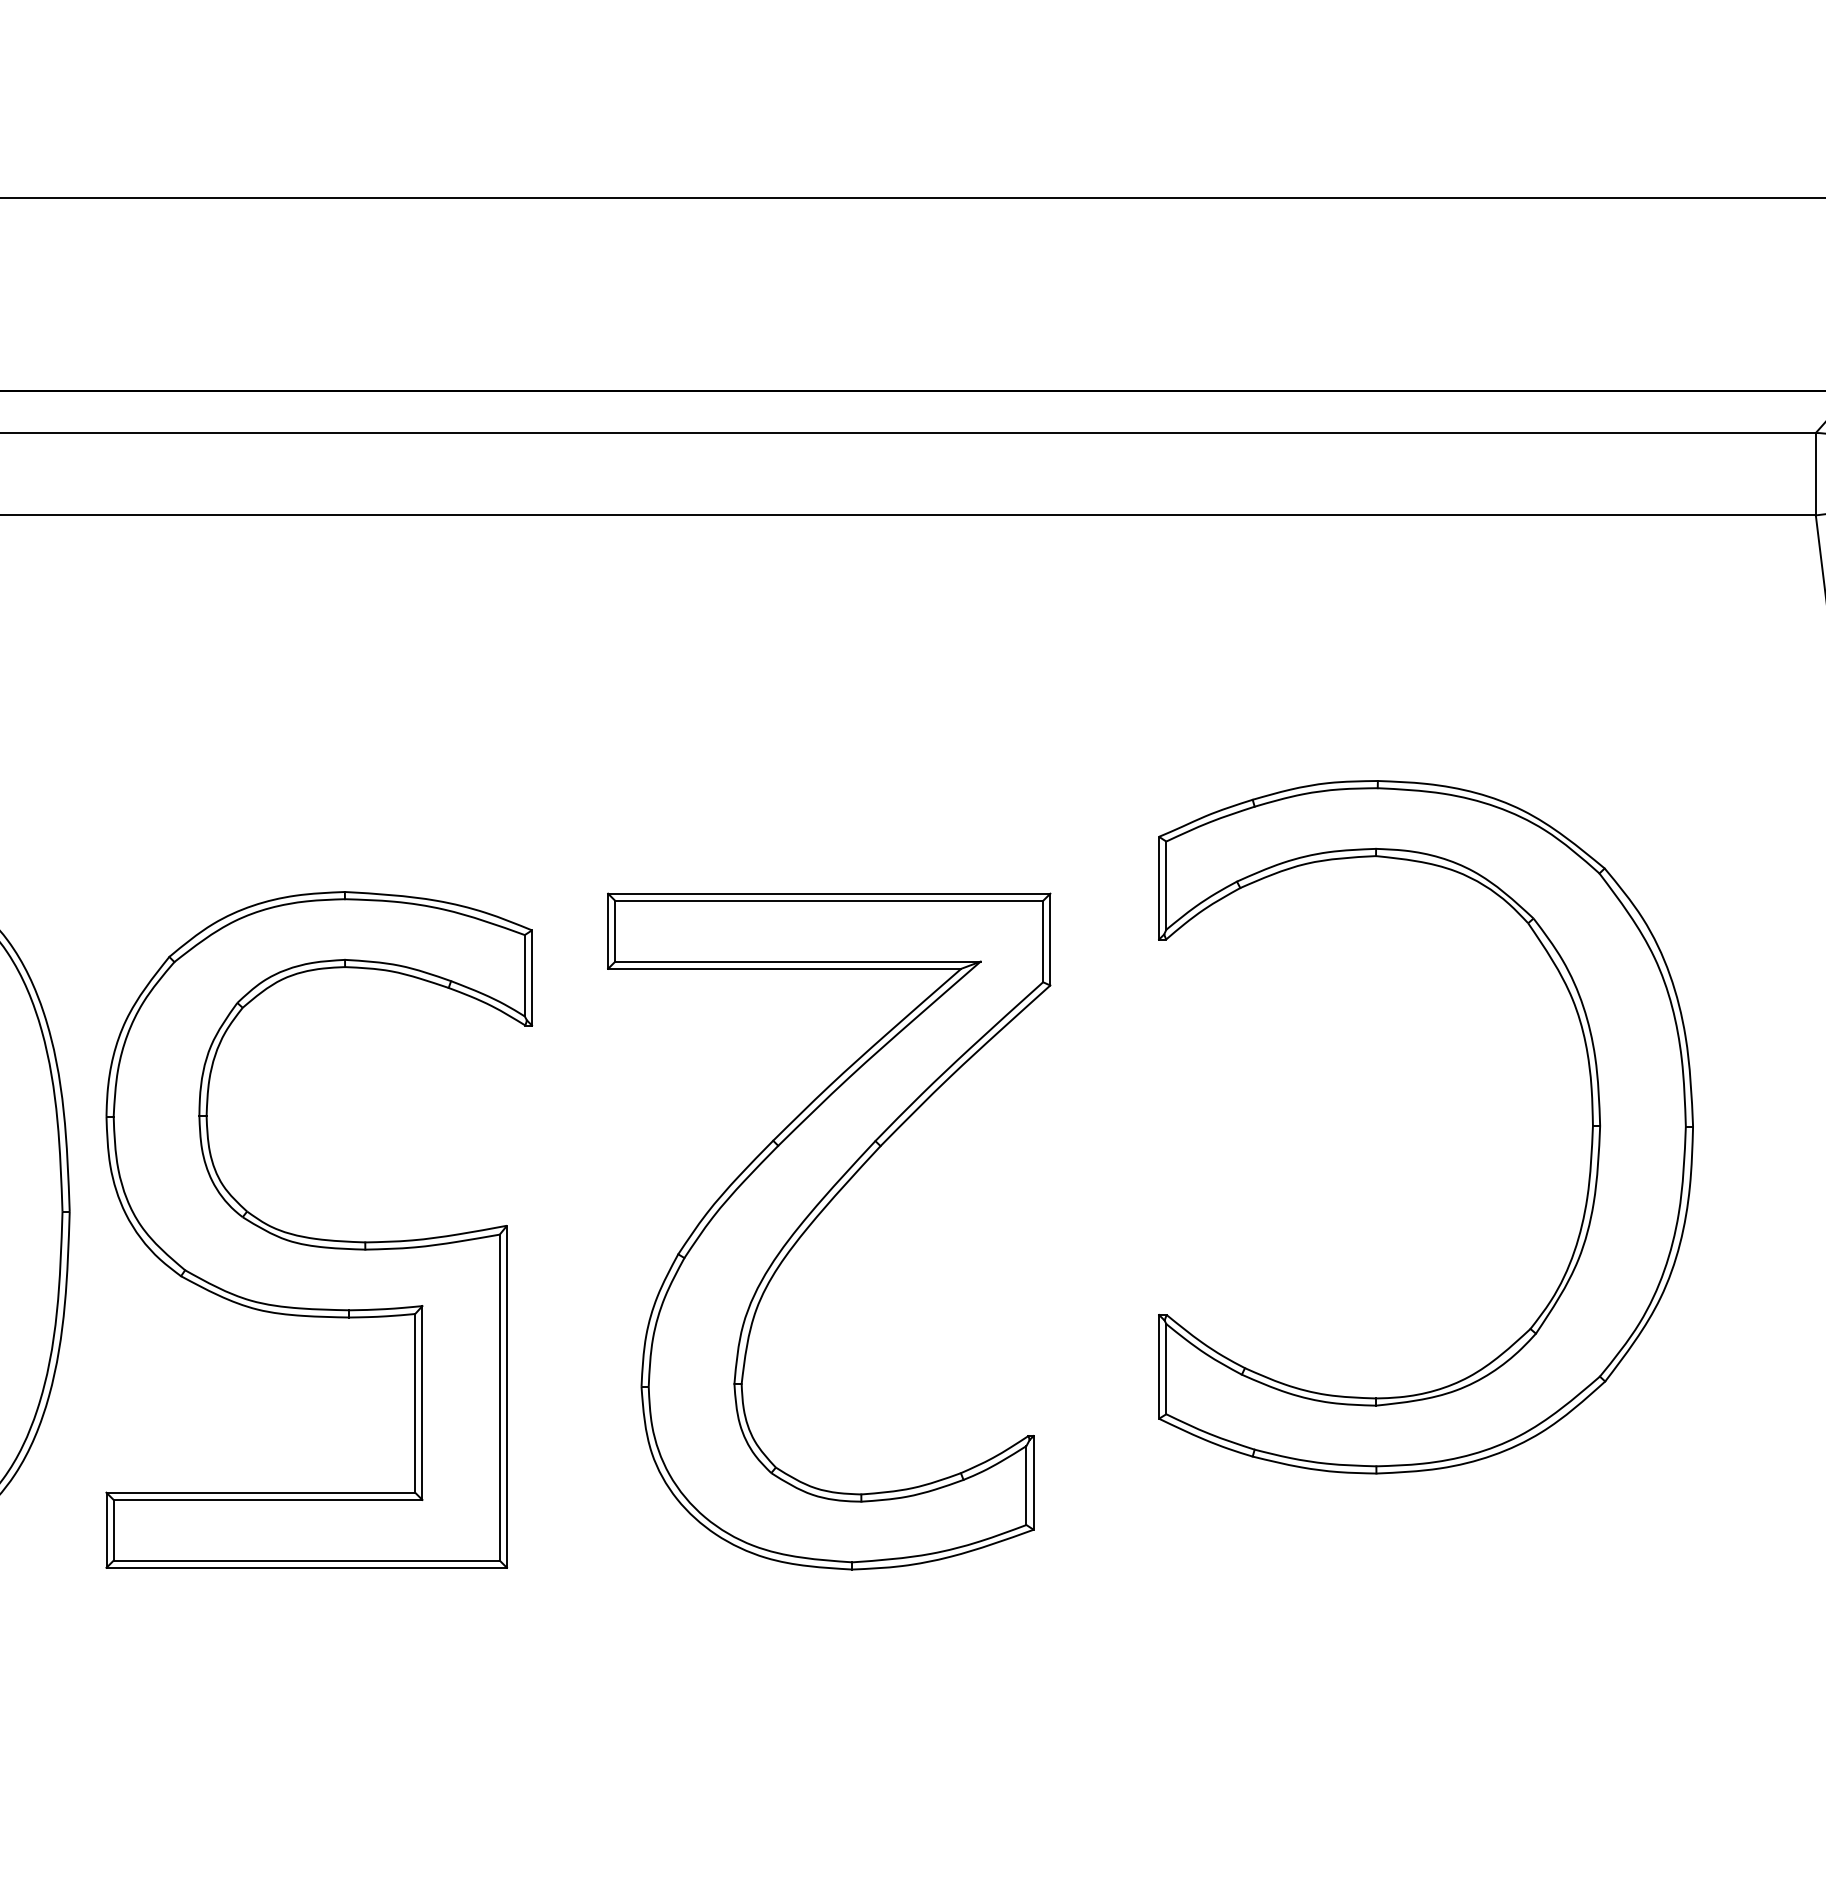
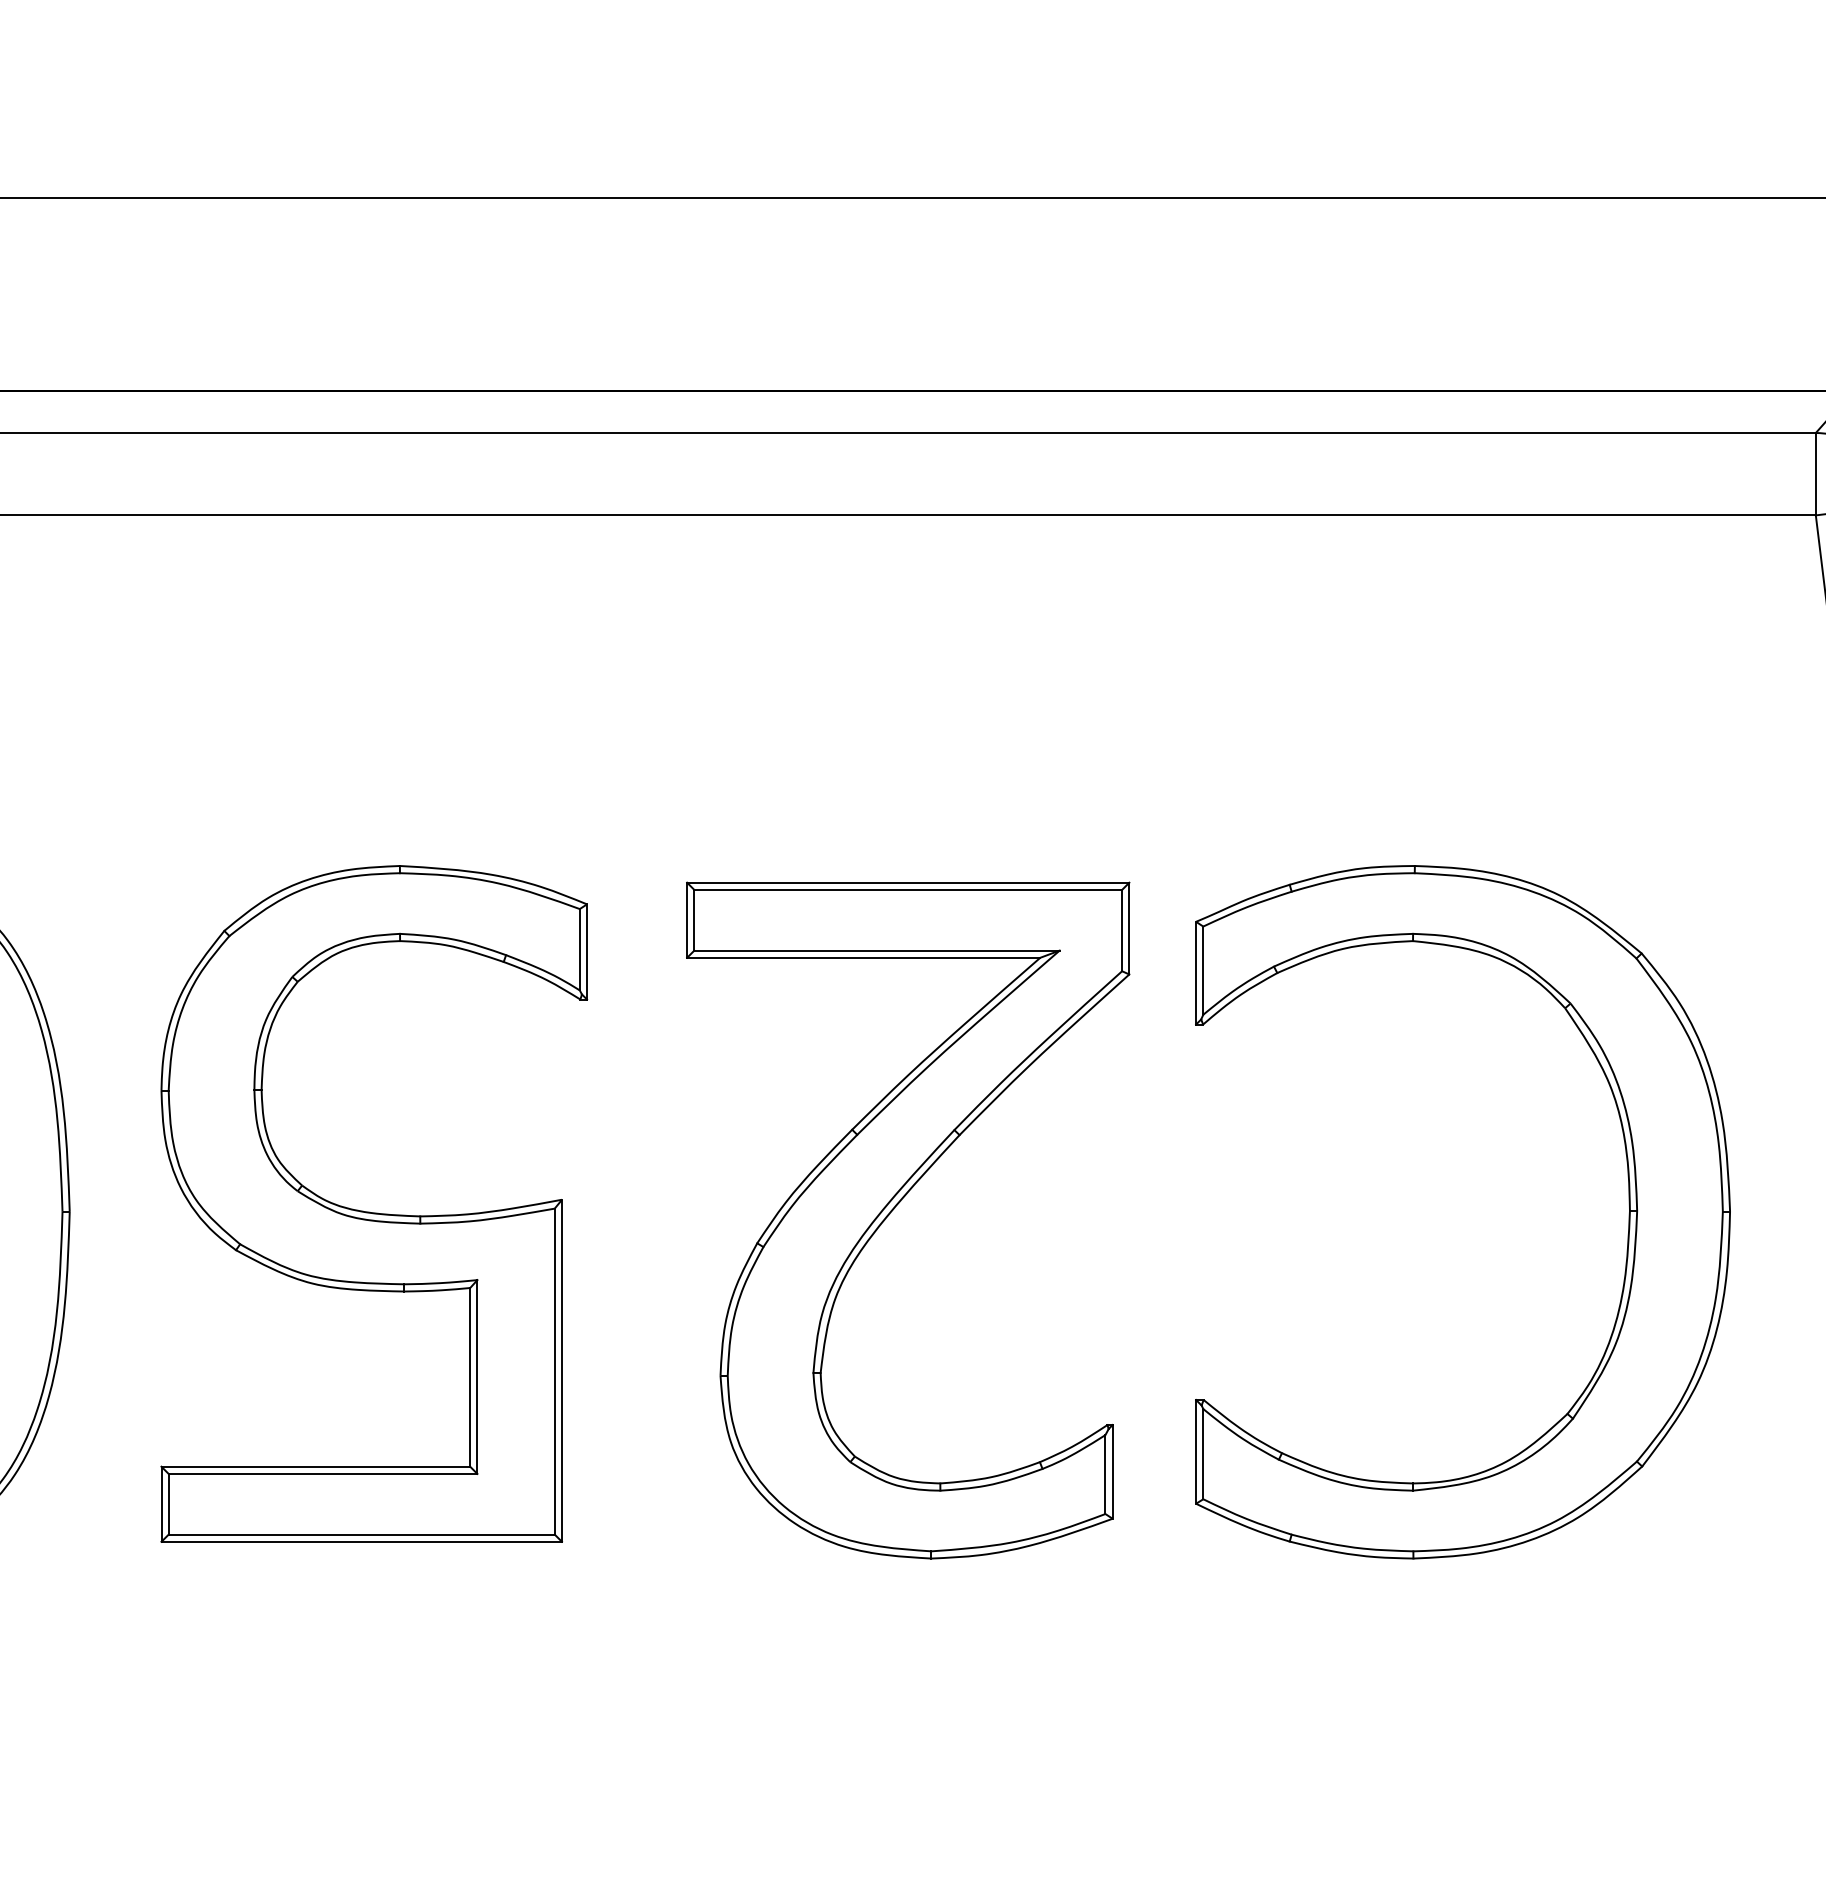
part position: (1591, 1129) -> (1628, 1214) (1628, 1214)
part position: (815, 1220) -> (894, 1209) (894, 1209)
part position: (319, 1238) -> (374, 1212) (374, 1212)
